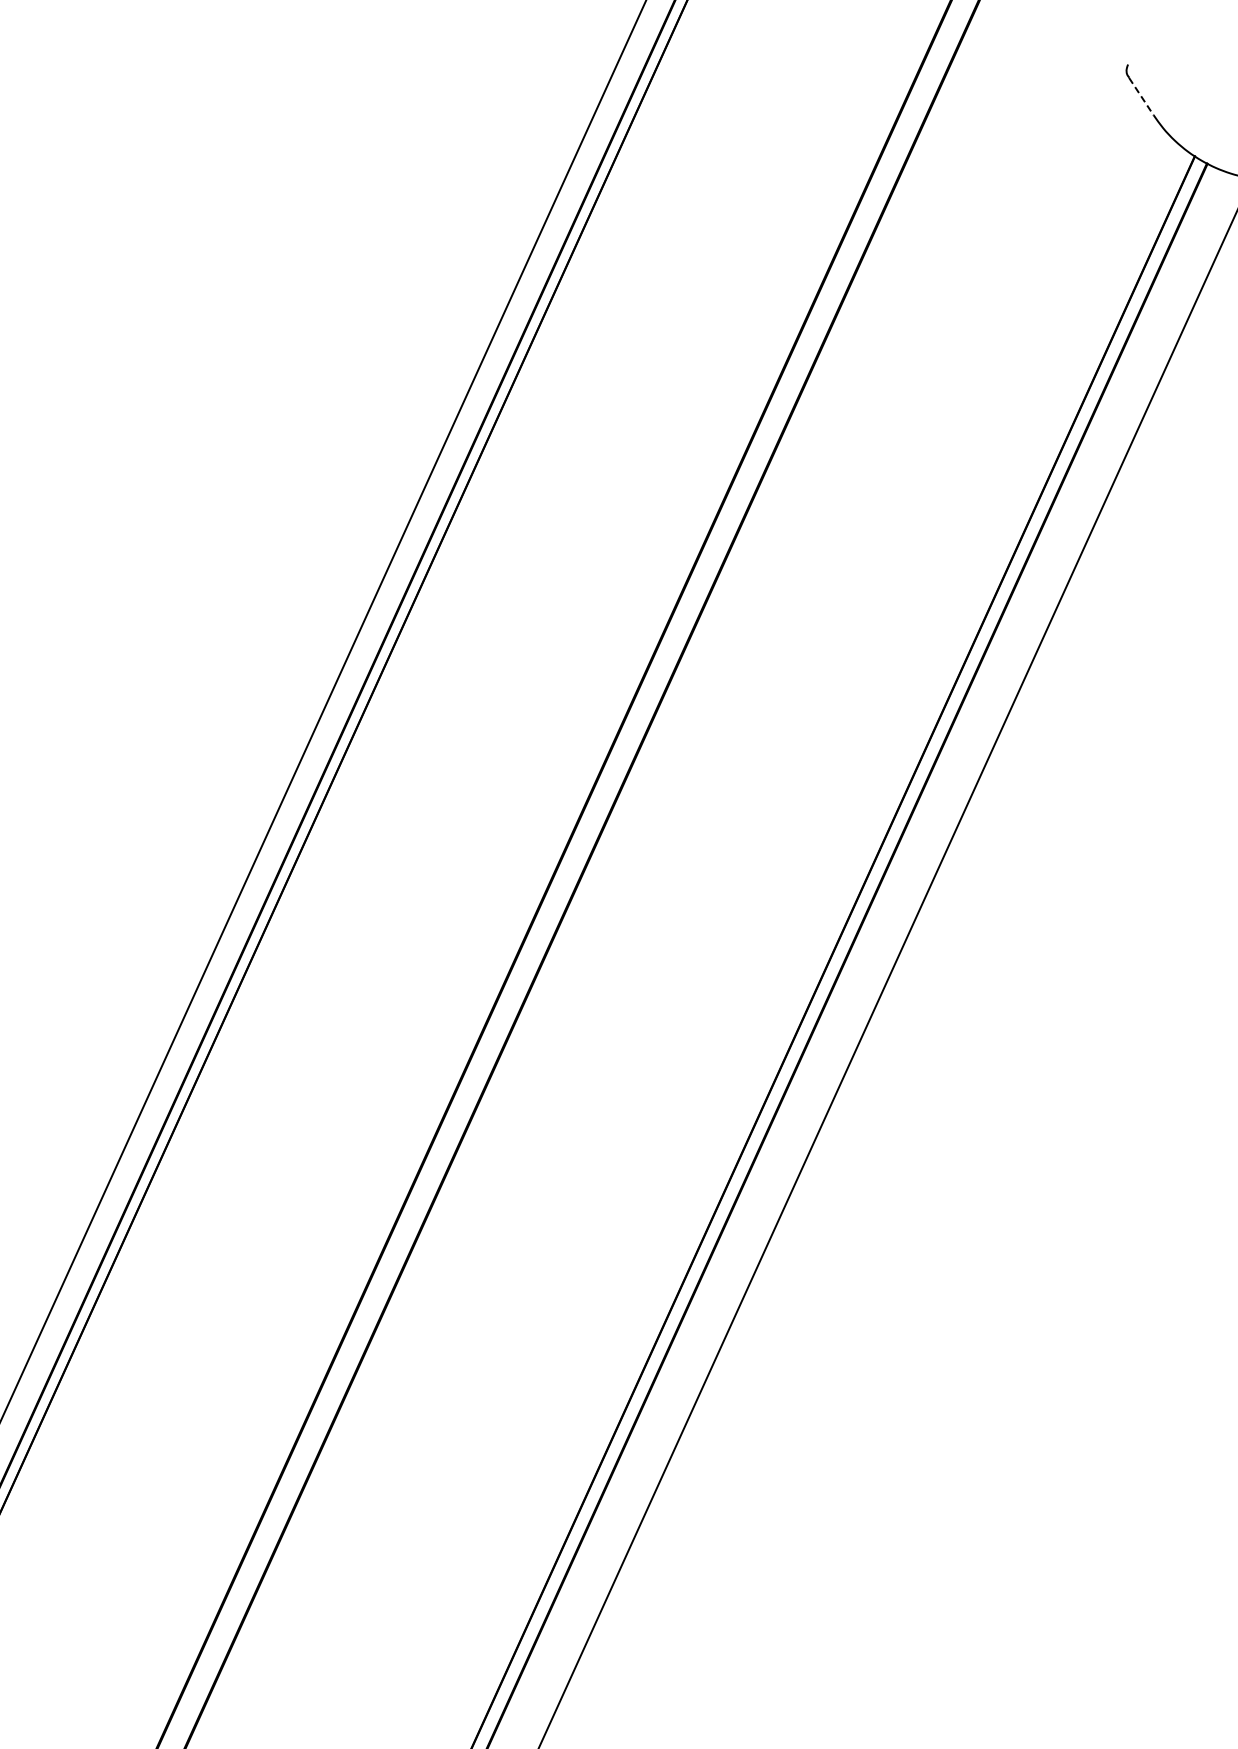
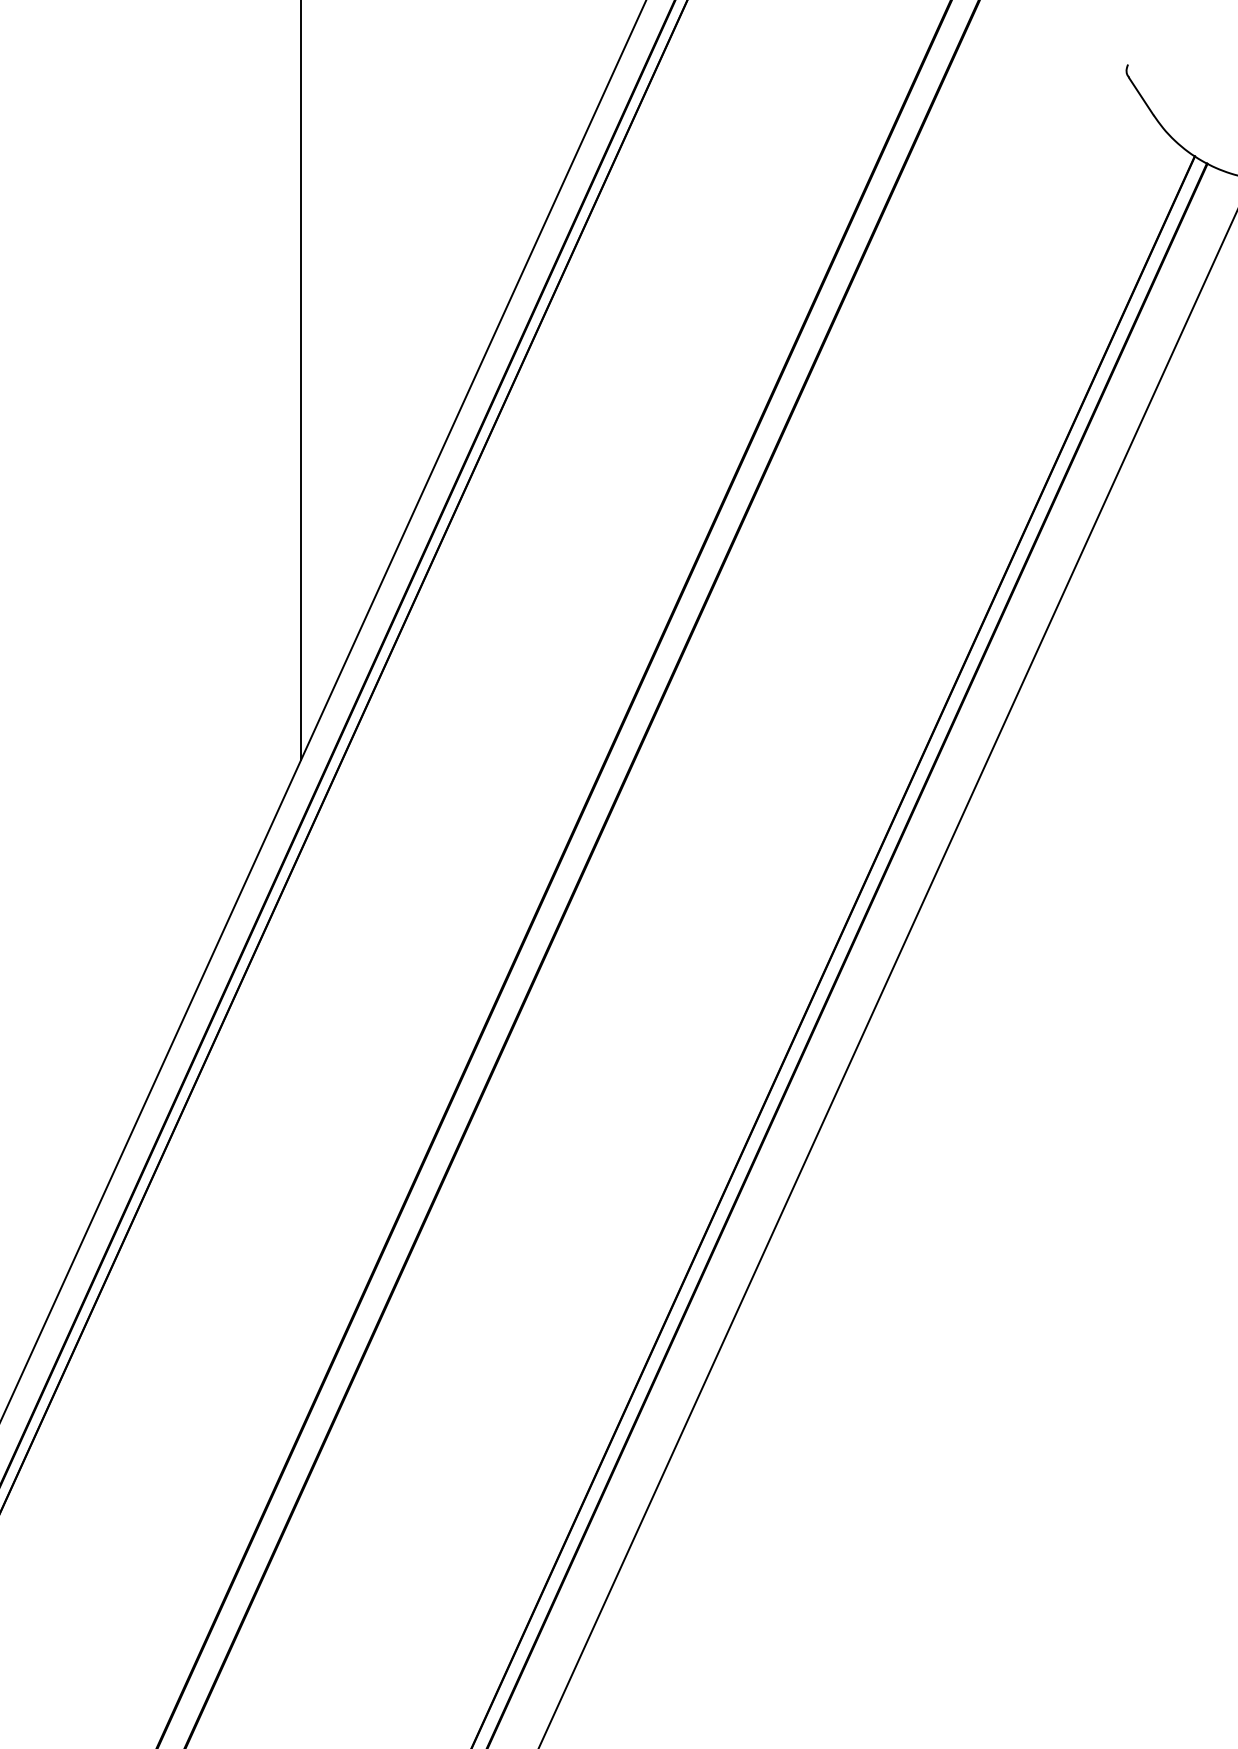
line: dashed -> solid (1141, 96)
line: none -> present (301, 380)
